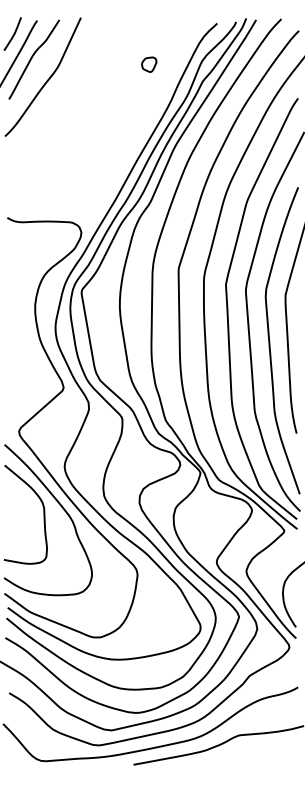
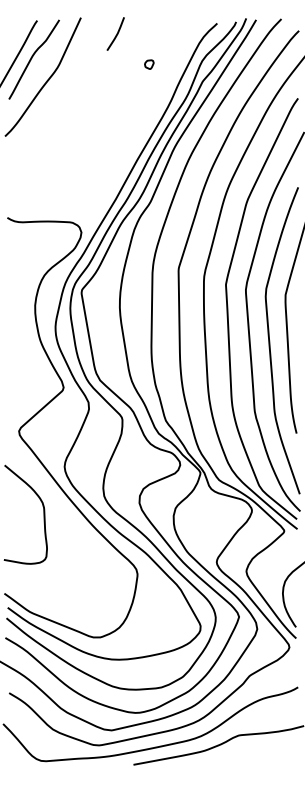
curve position: (13, 33) -> (116, 33) (116, 33)
part size: 17x17 px -> 11x11 px (149, 64)
curve: present -> none (63, 510)
